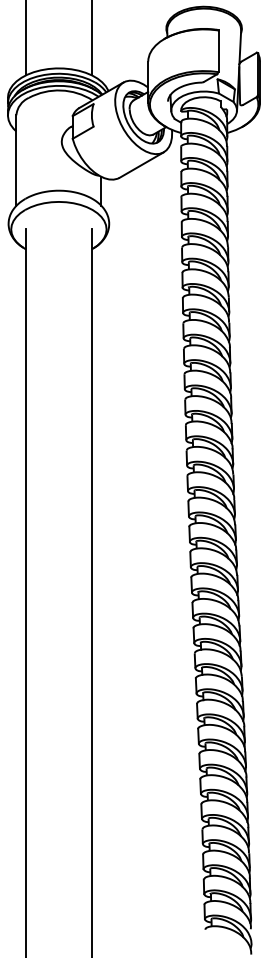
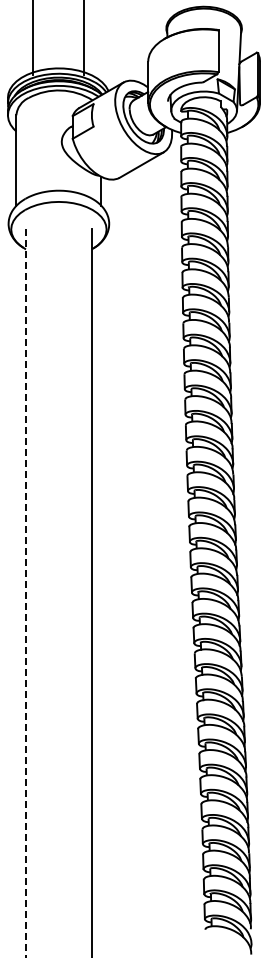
line position: (26, 38) -> (33, 38) (33, 38)
line position: (91, 38) -> (83, 38) (83, 38)
line: solid -> dashed (26, 593)
